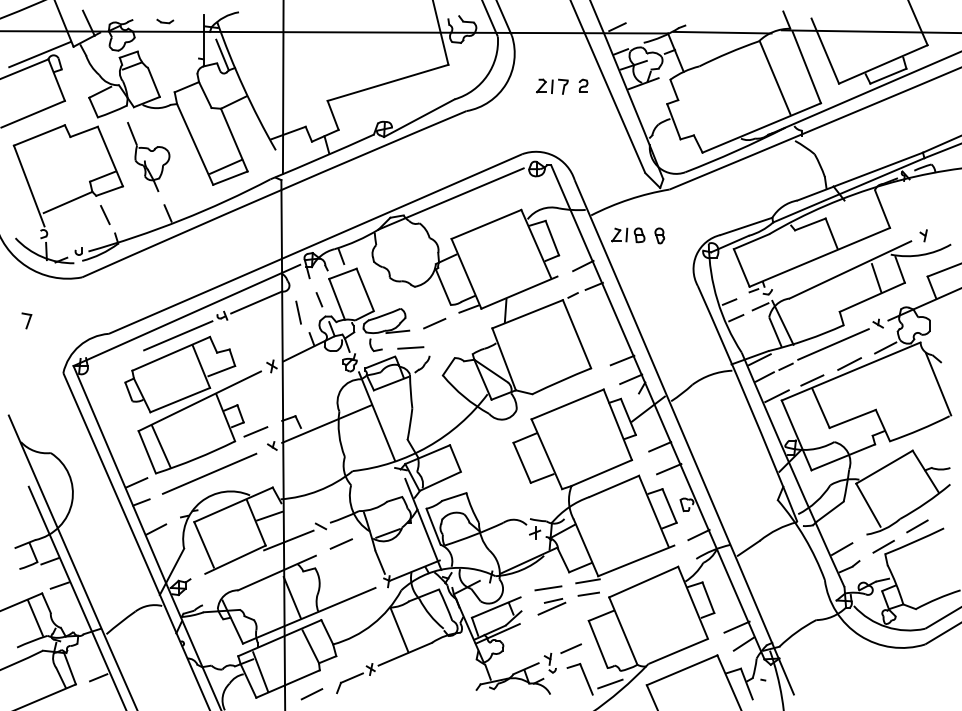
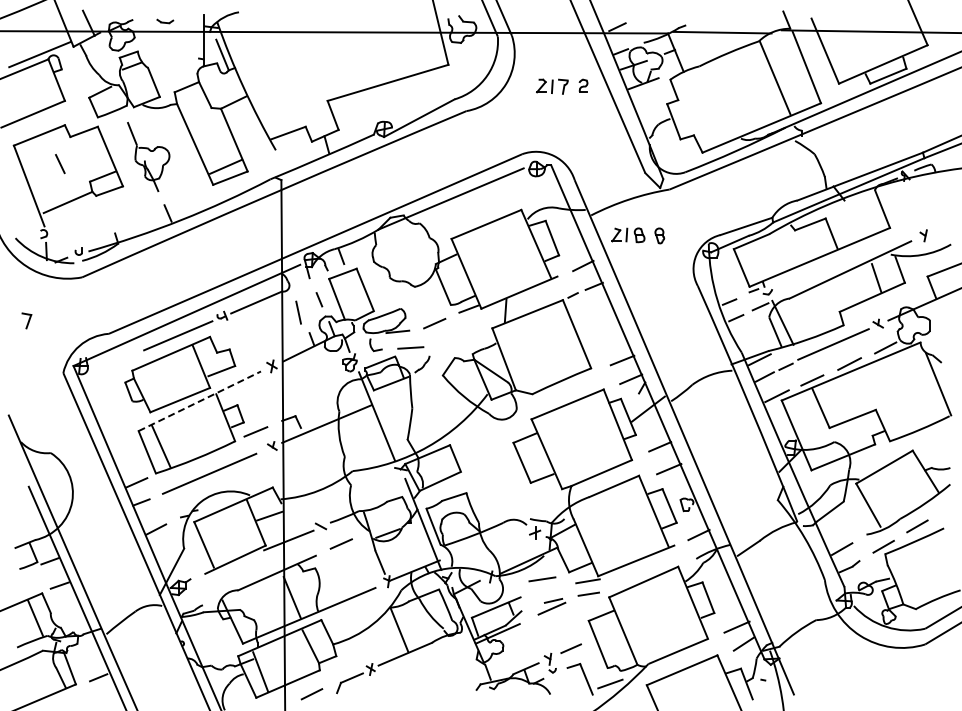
line: present -> none (282, 87)
line position: (105, 215) -> (60, 164) (60, 164)
line: solid -> dashed (200, 401)
line position: (548, 588) -> (542, 579) (542, 579)
